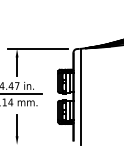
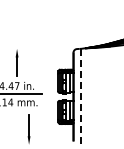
line: present -> none (38, 48)
line: solid -> dashed (81, 97)
part position: (16, 128) -> (28, 128) (28, 128)
